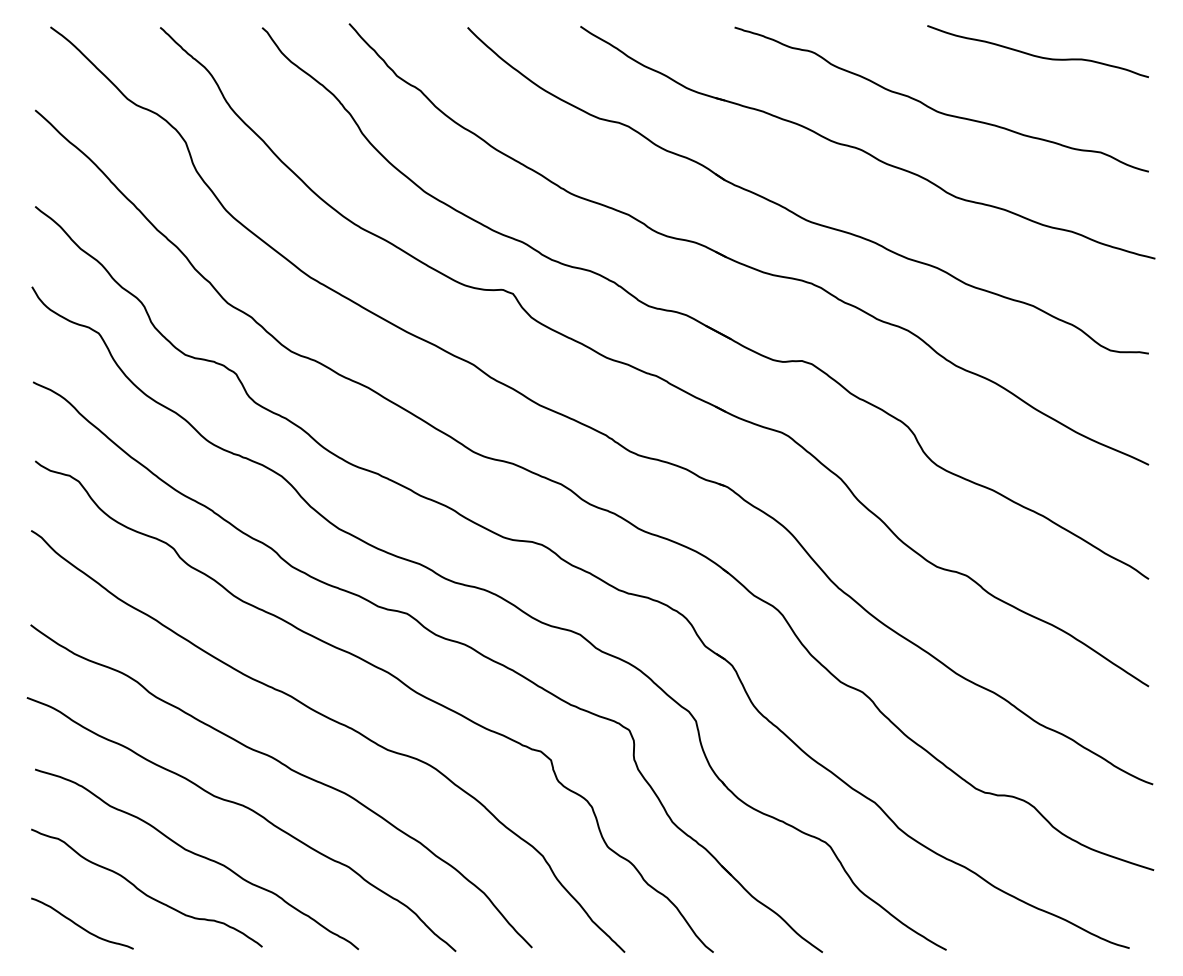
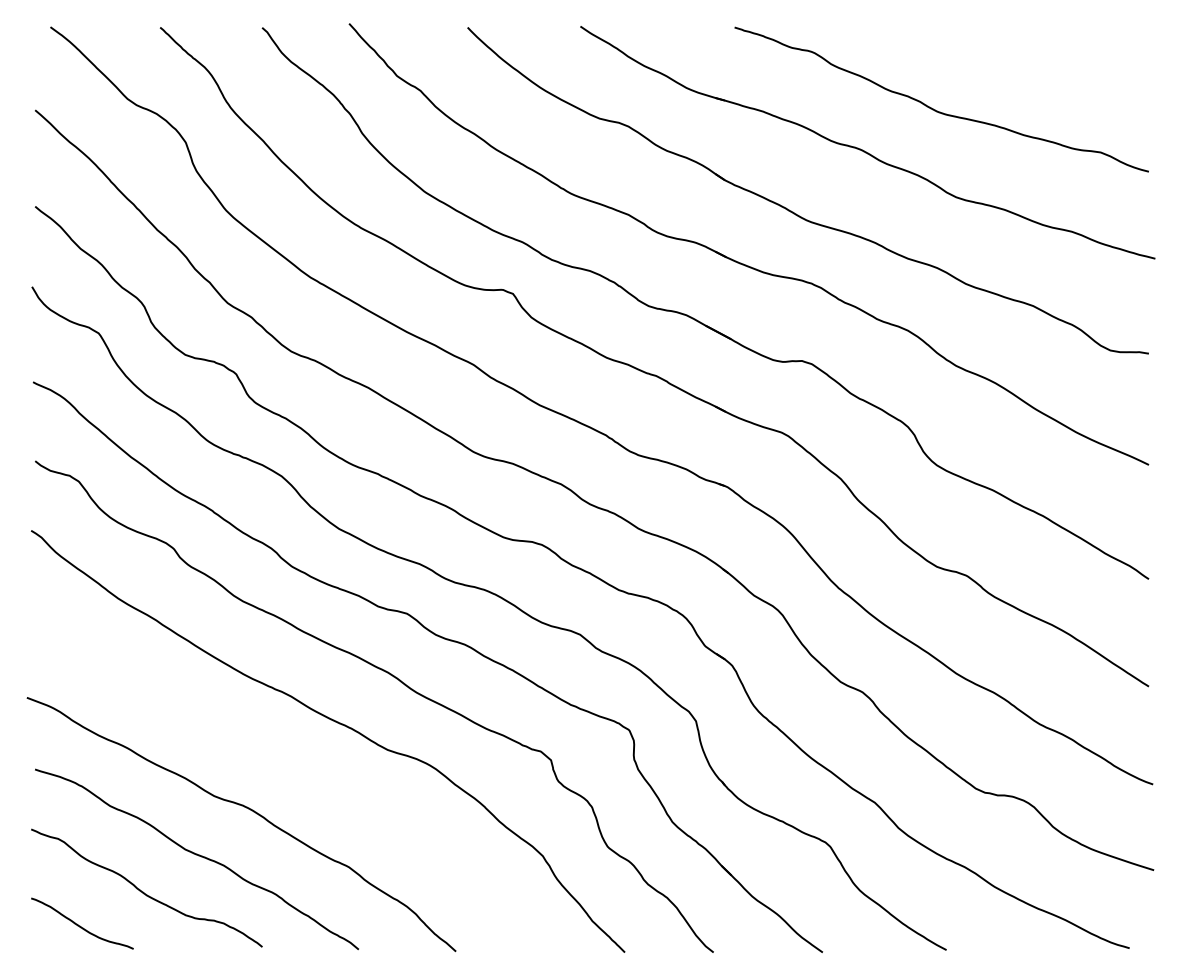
curve: present -> none (1037, 55)
curve: present -> none (290, 770)
